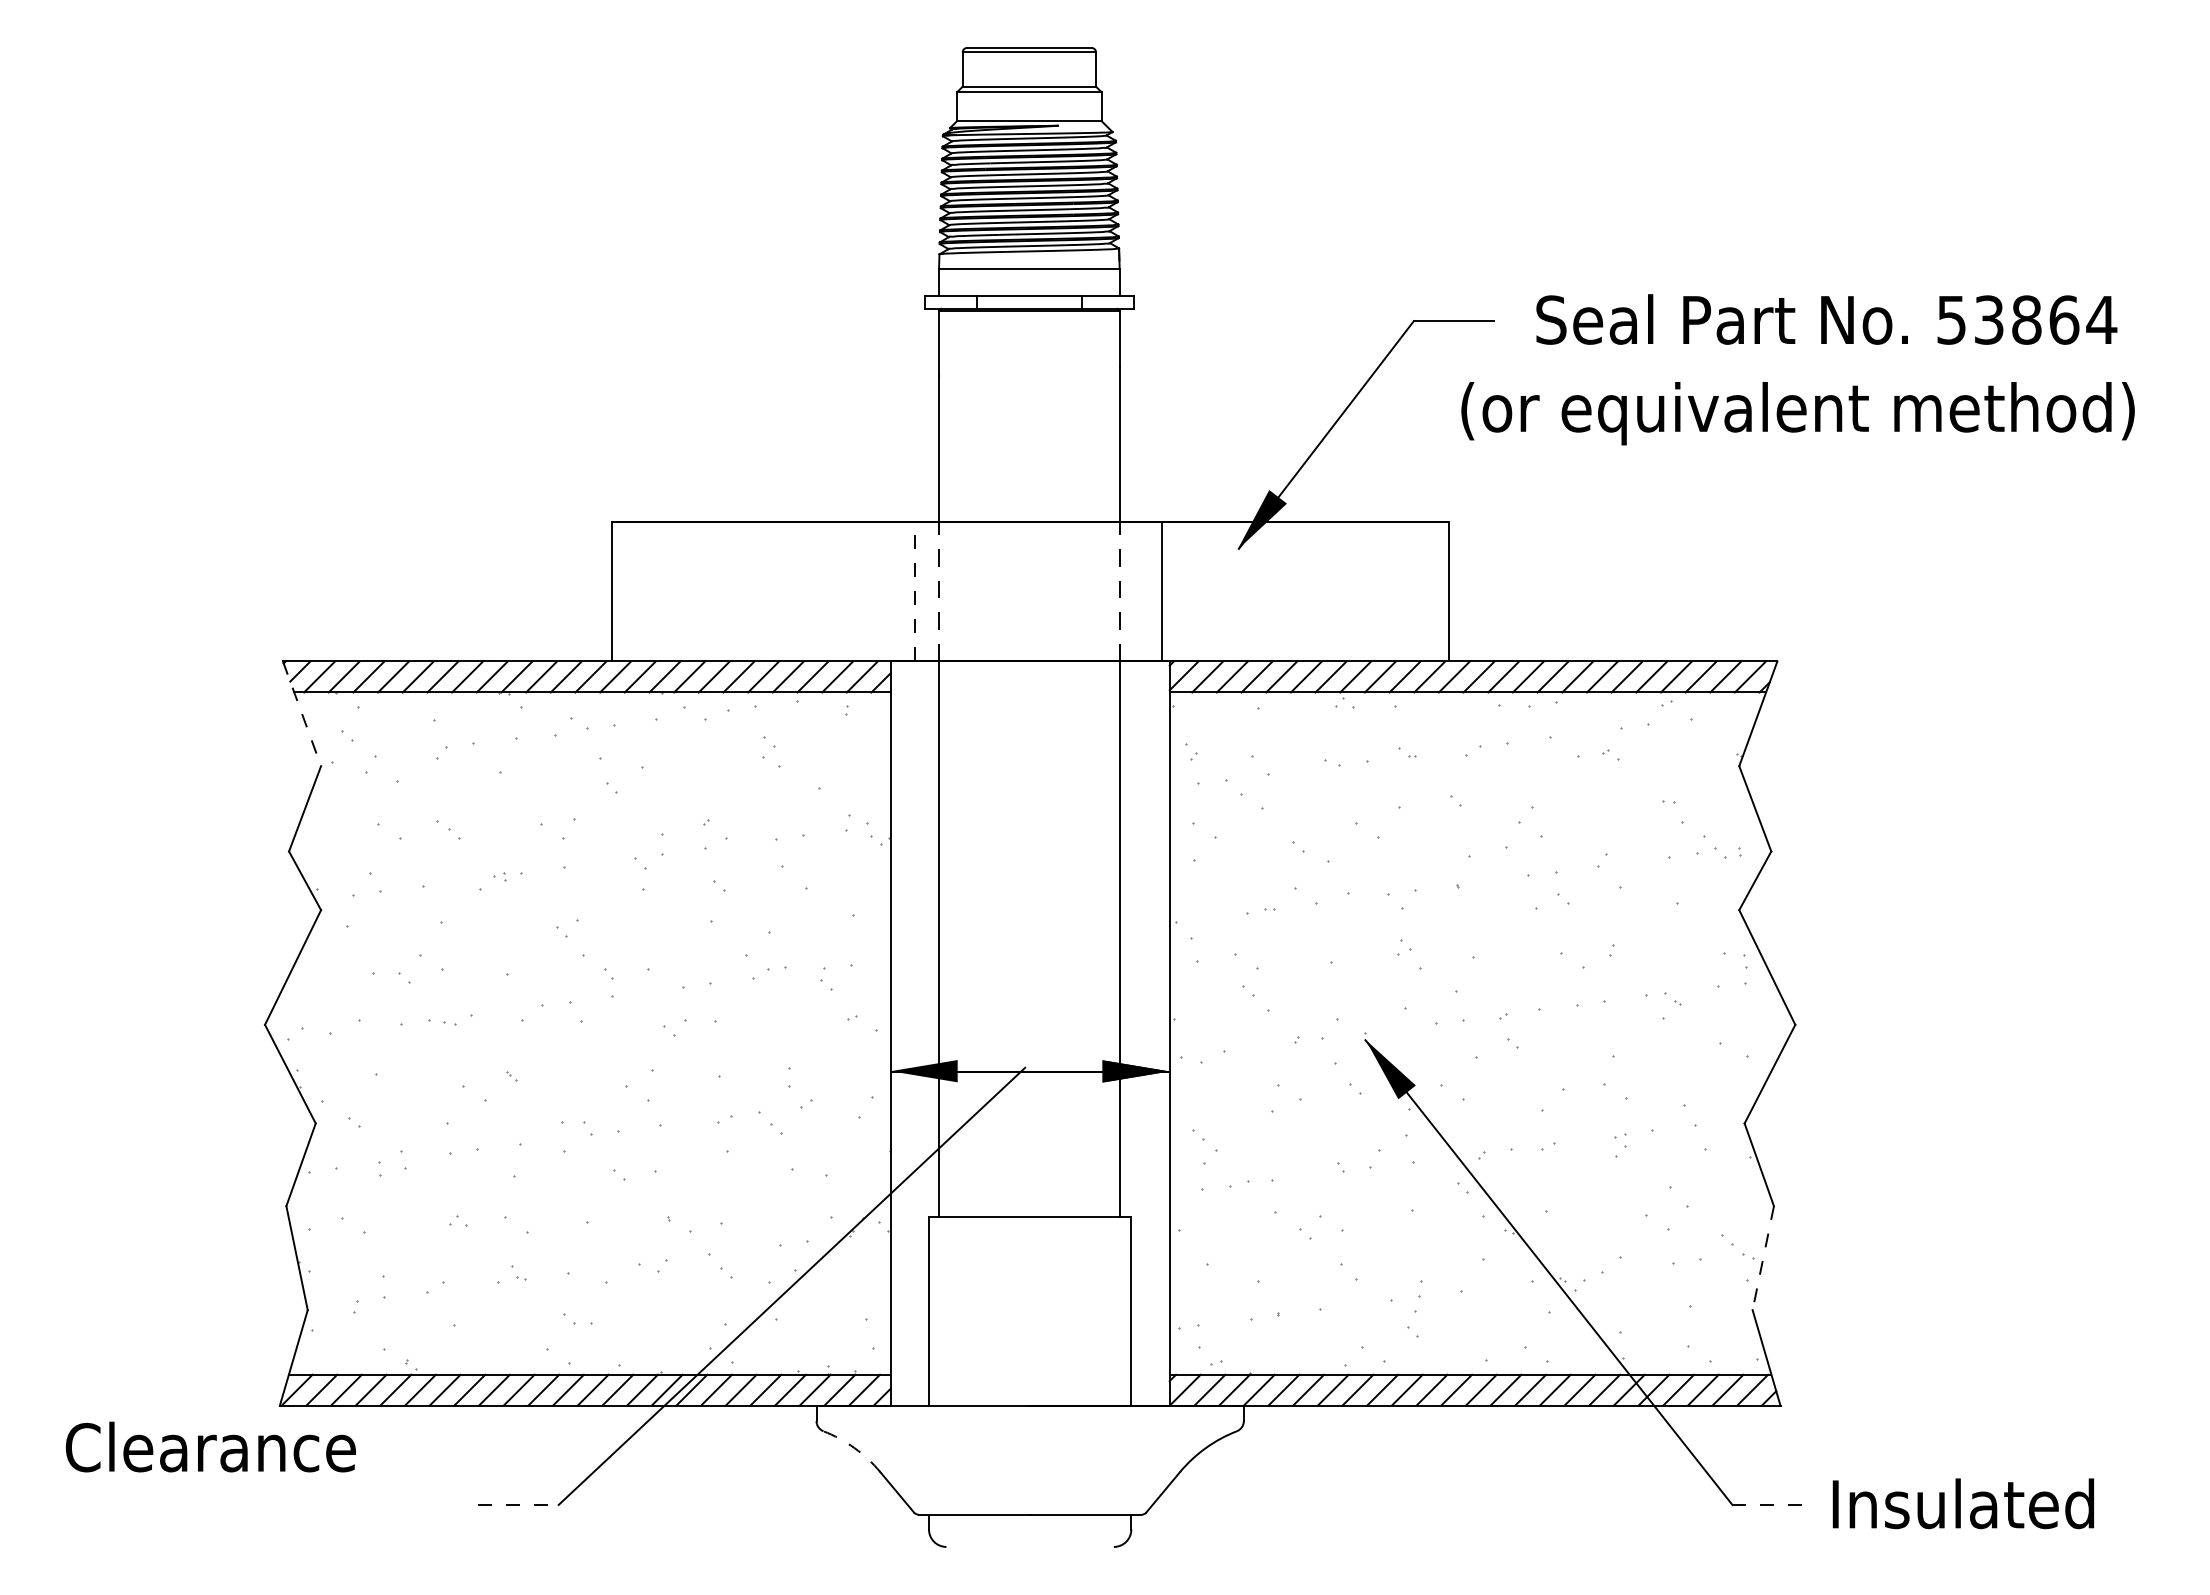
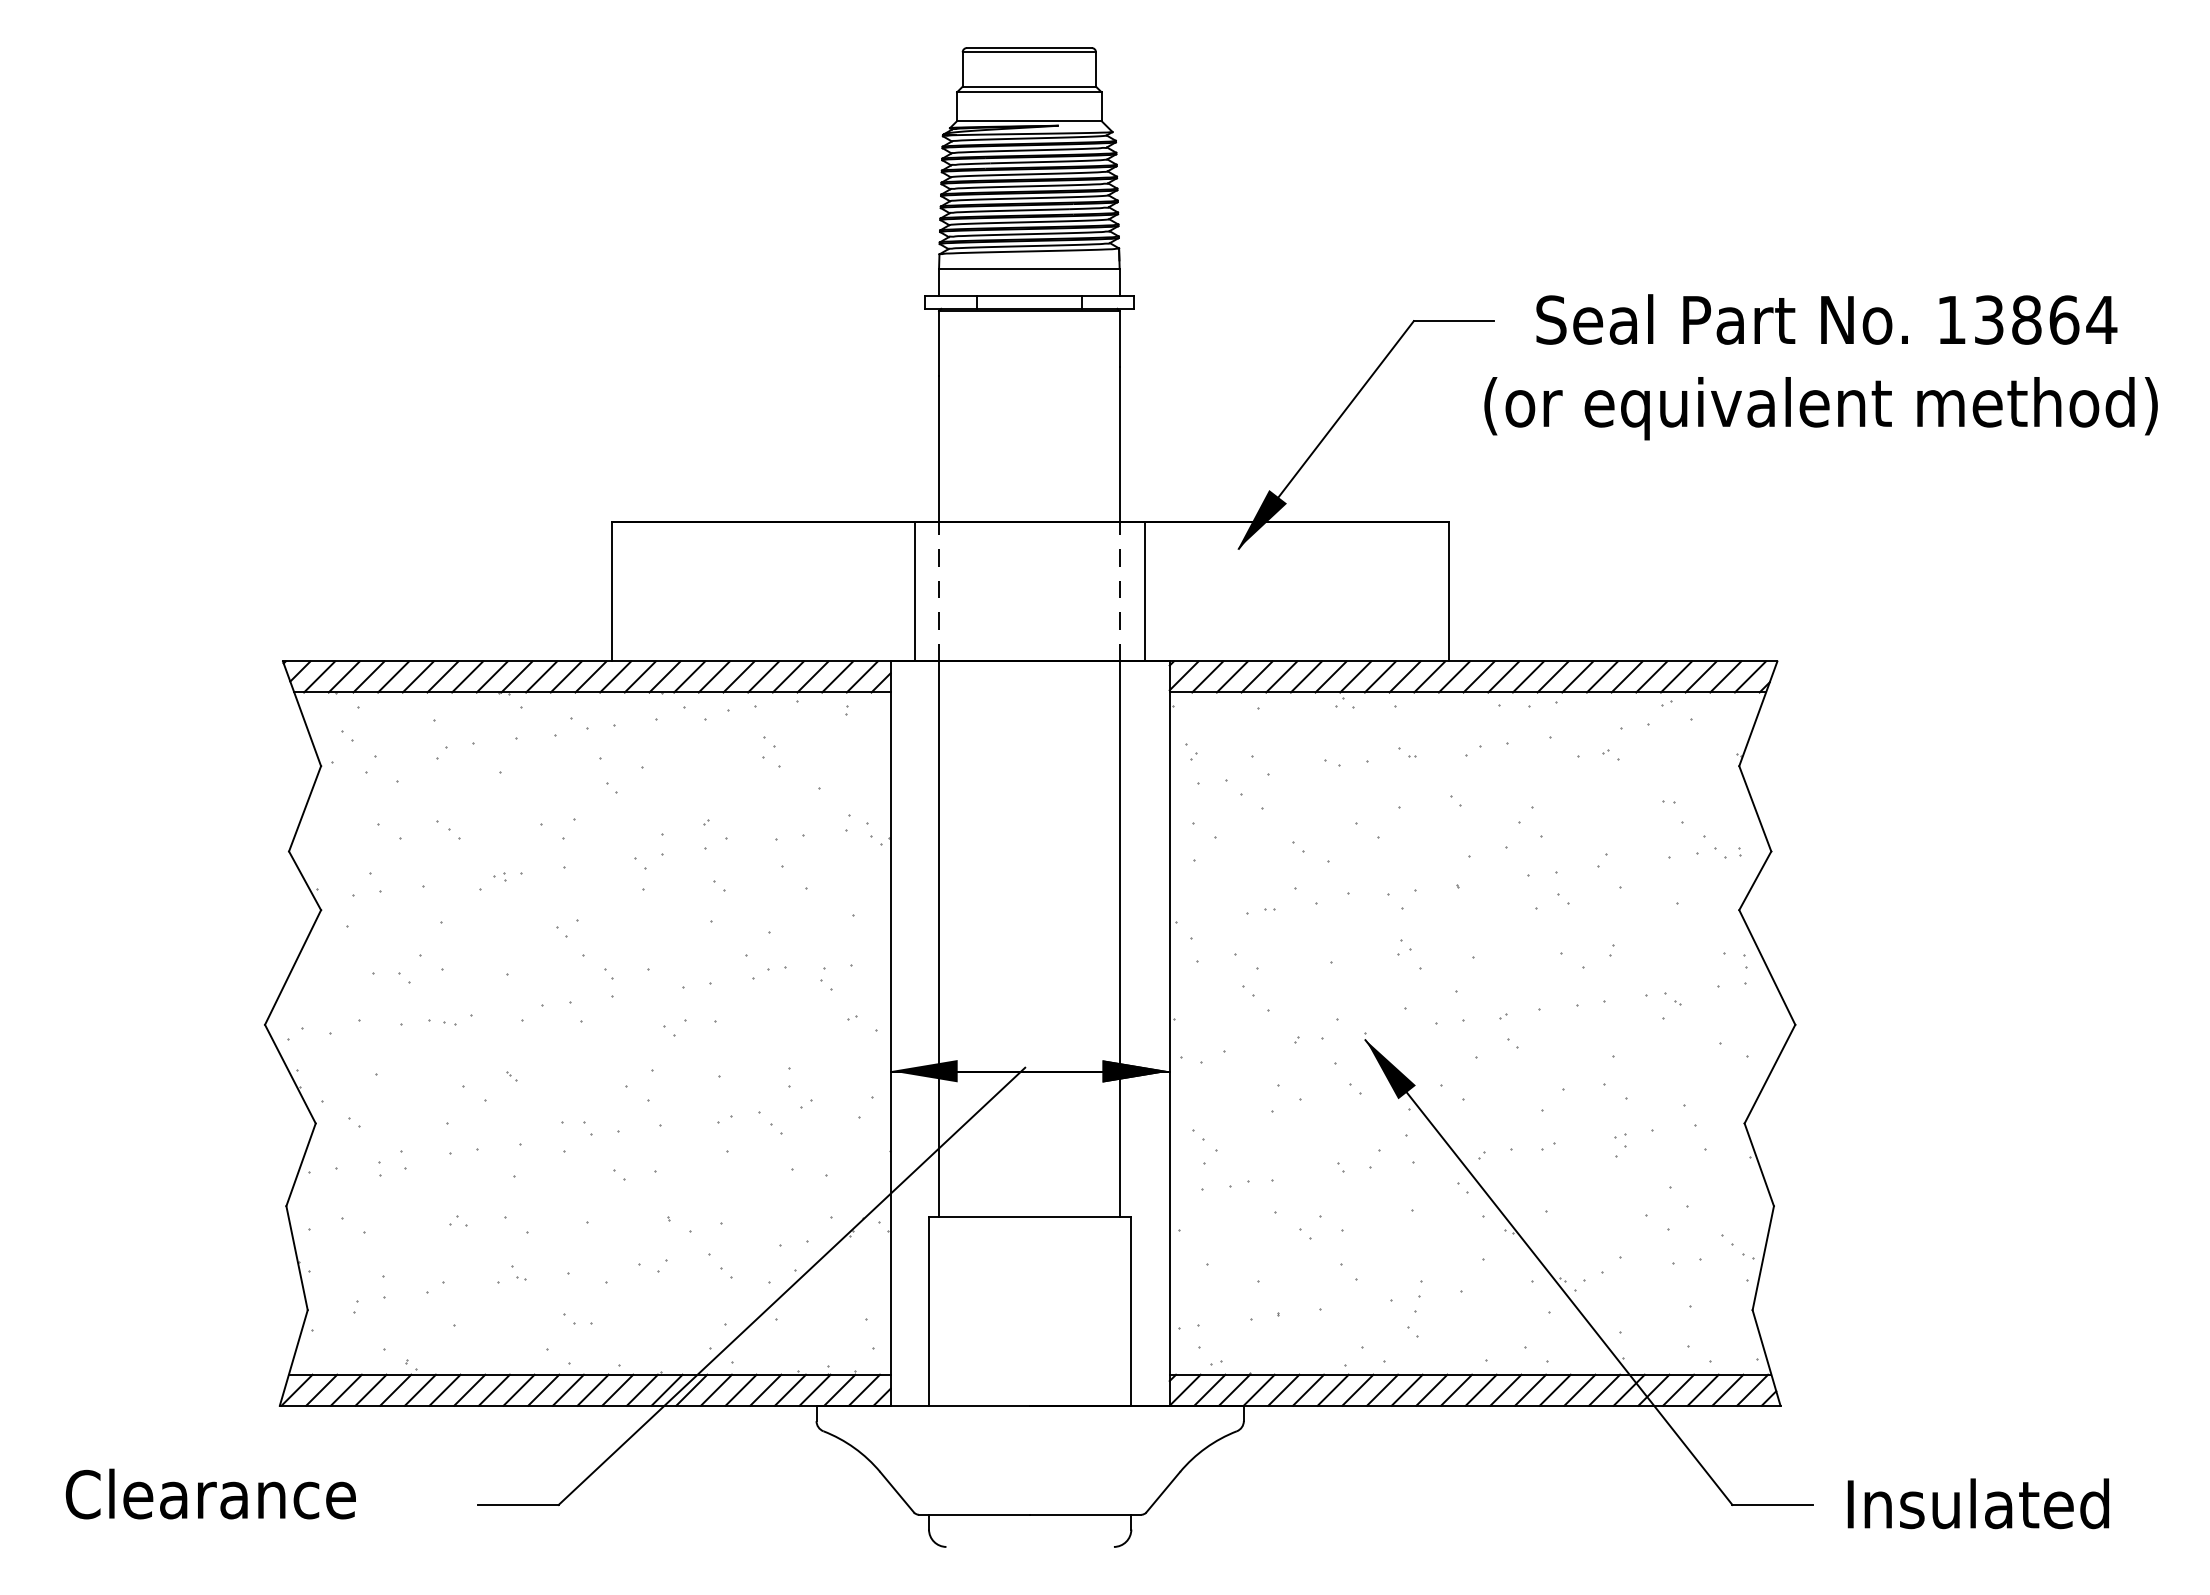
text: 53864 -> 13864 (1951, 320)
text position: (1797, 413) -> (1820, 408) (1820, 408)
line: dashed -> solid (915, 591)
line position: (1161, 591) -> (1144, 591) (1144, 591)
line: dashed -> solid (302, 713)
line: dashed -> solid (1763, 1258)
text position: (210, 1446) -> (210, 1493) (210, 1493)
arc: dashed -> solid (854, 1448)
text position: (1962, 1503) -> (1977, 1503) (1977, 1503)
line: dashed -> solid (518, 1504)
line: dashed -> solid (1773, 1504)
